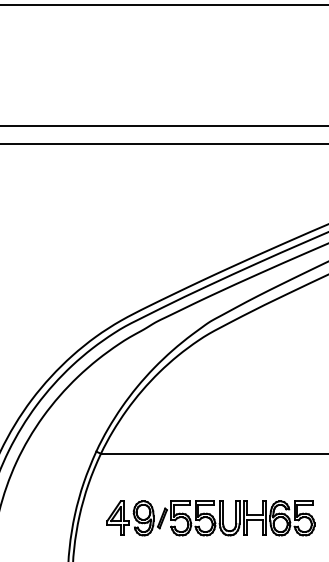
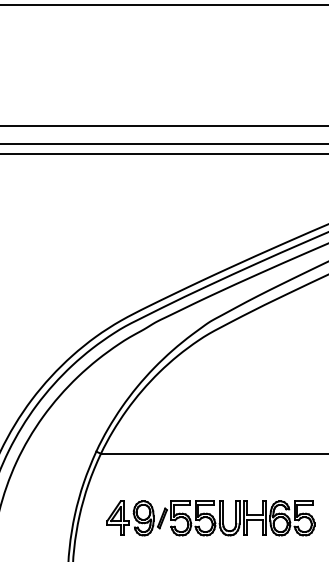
line: none -> present (163, 154)
